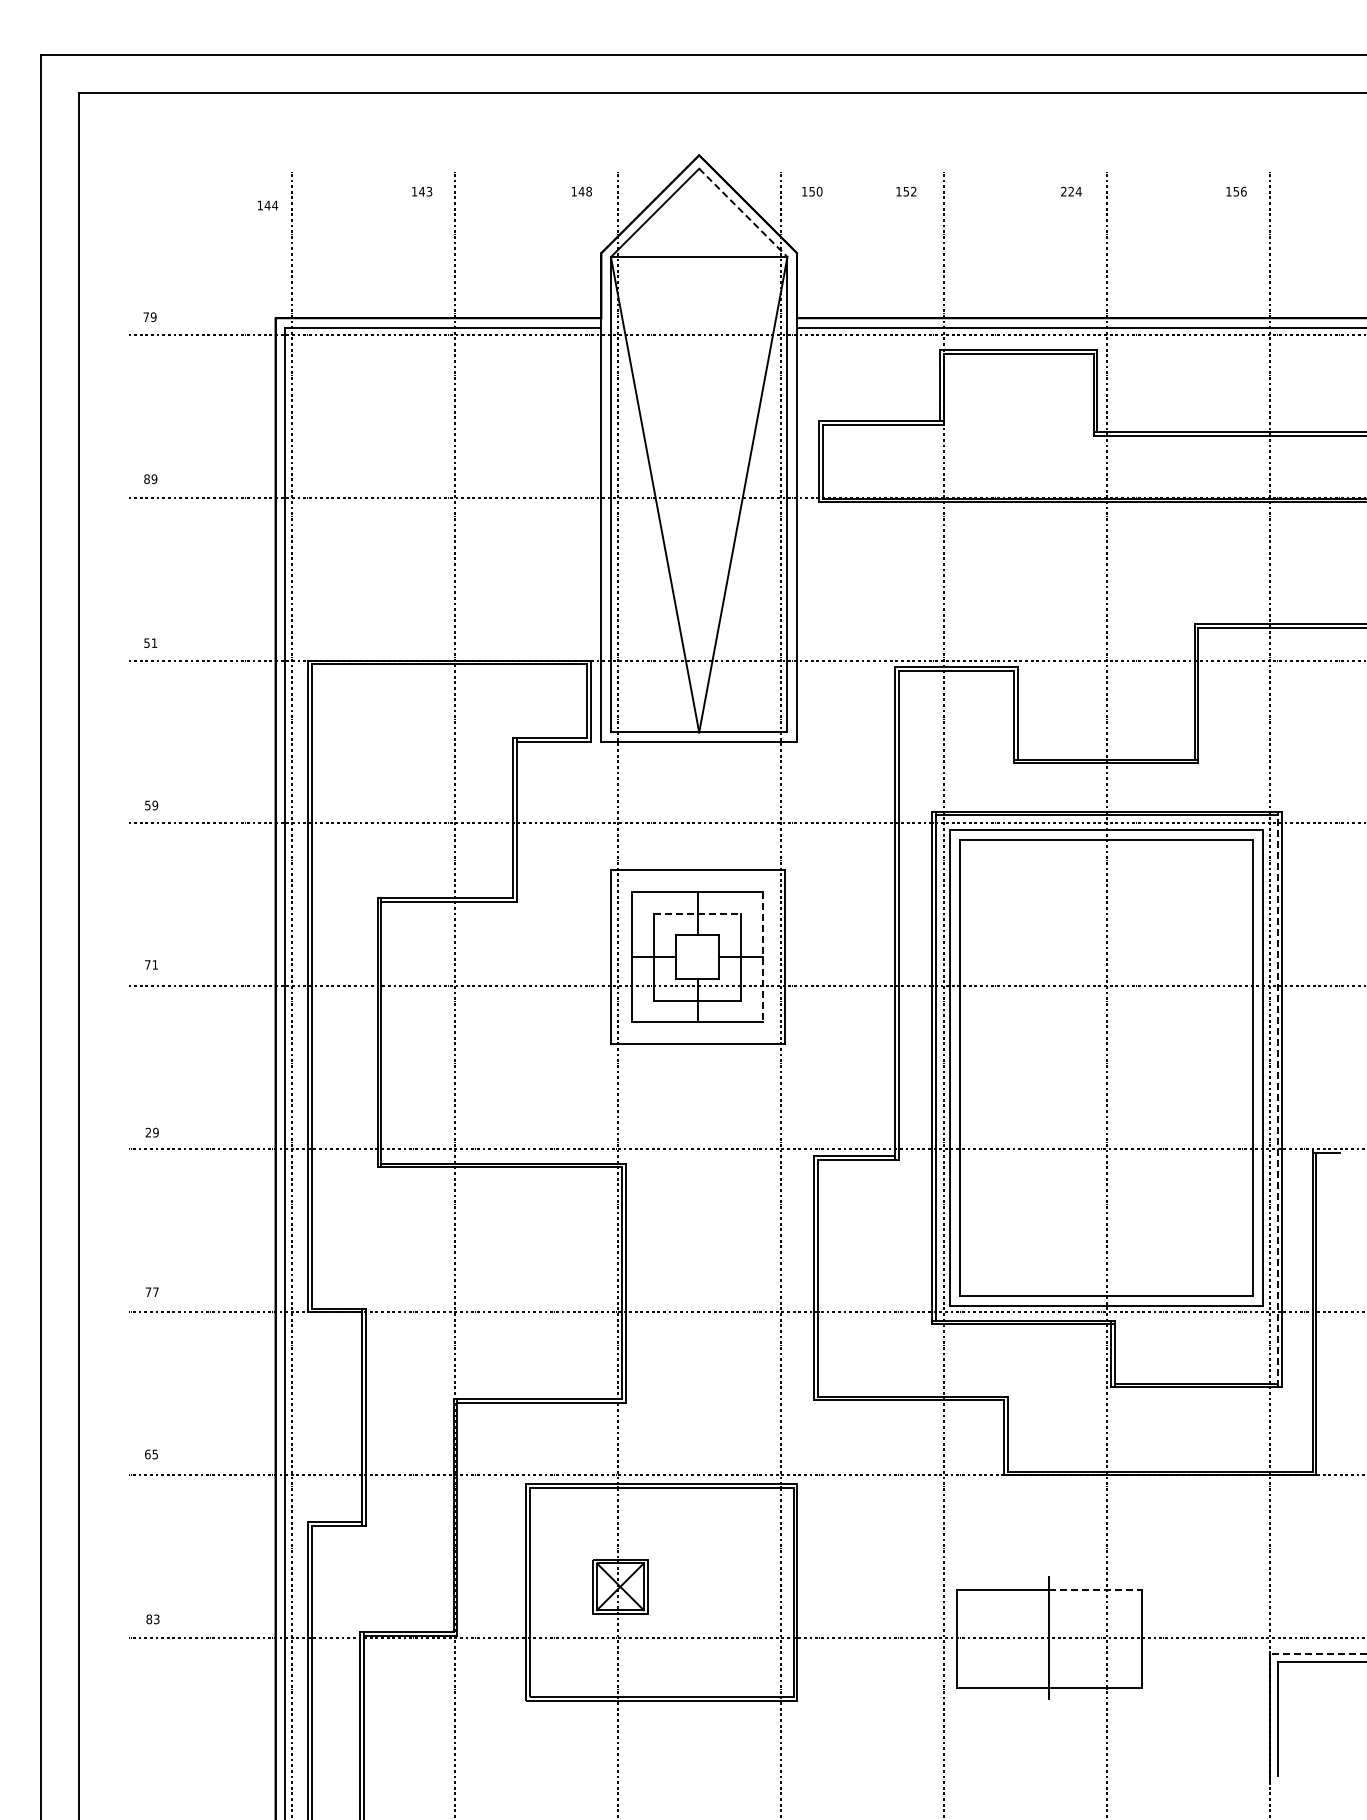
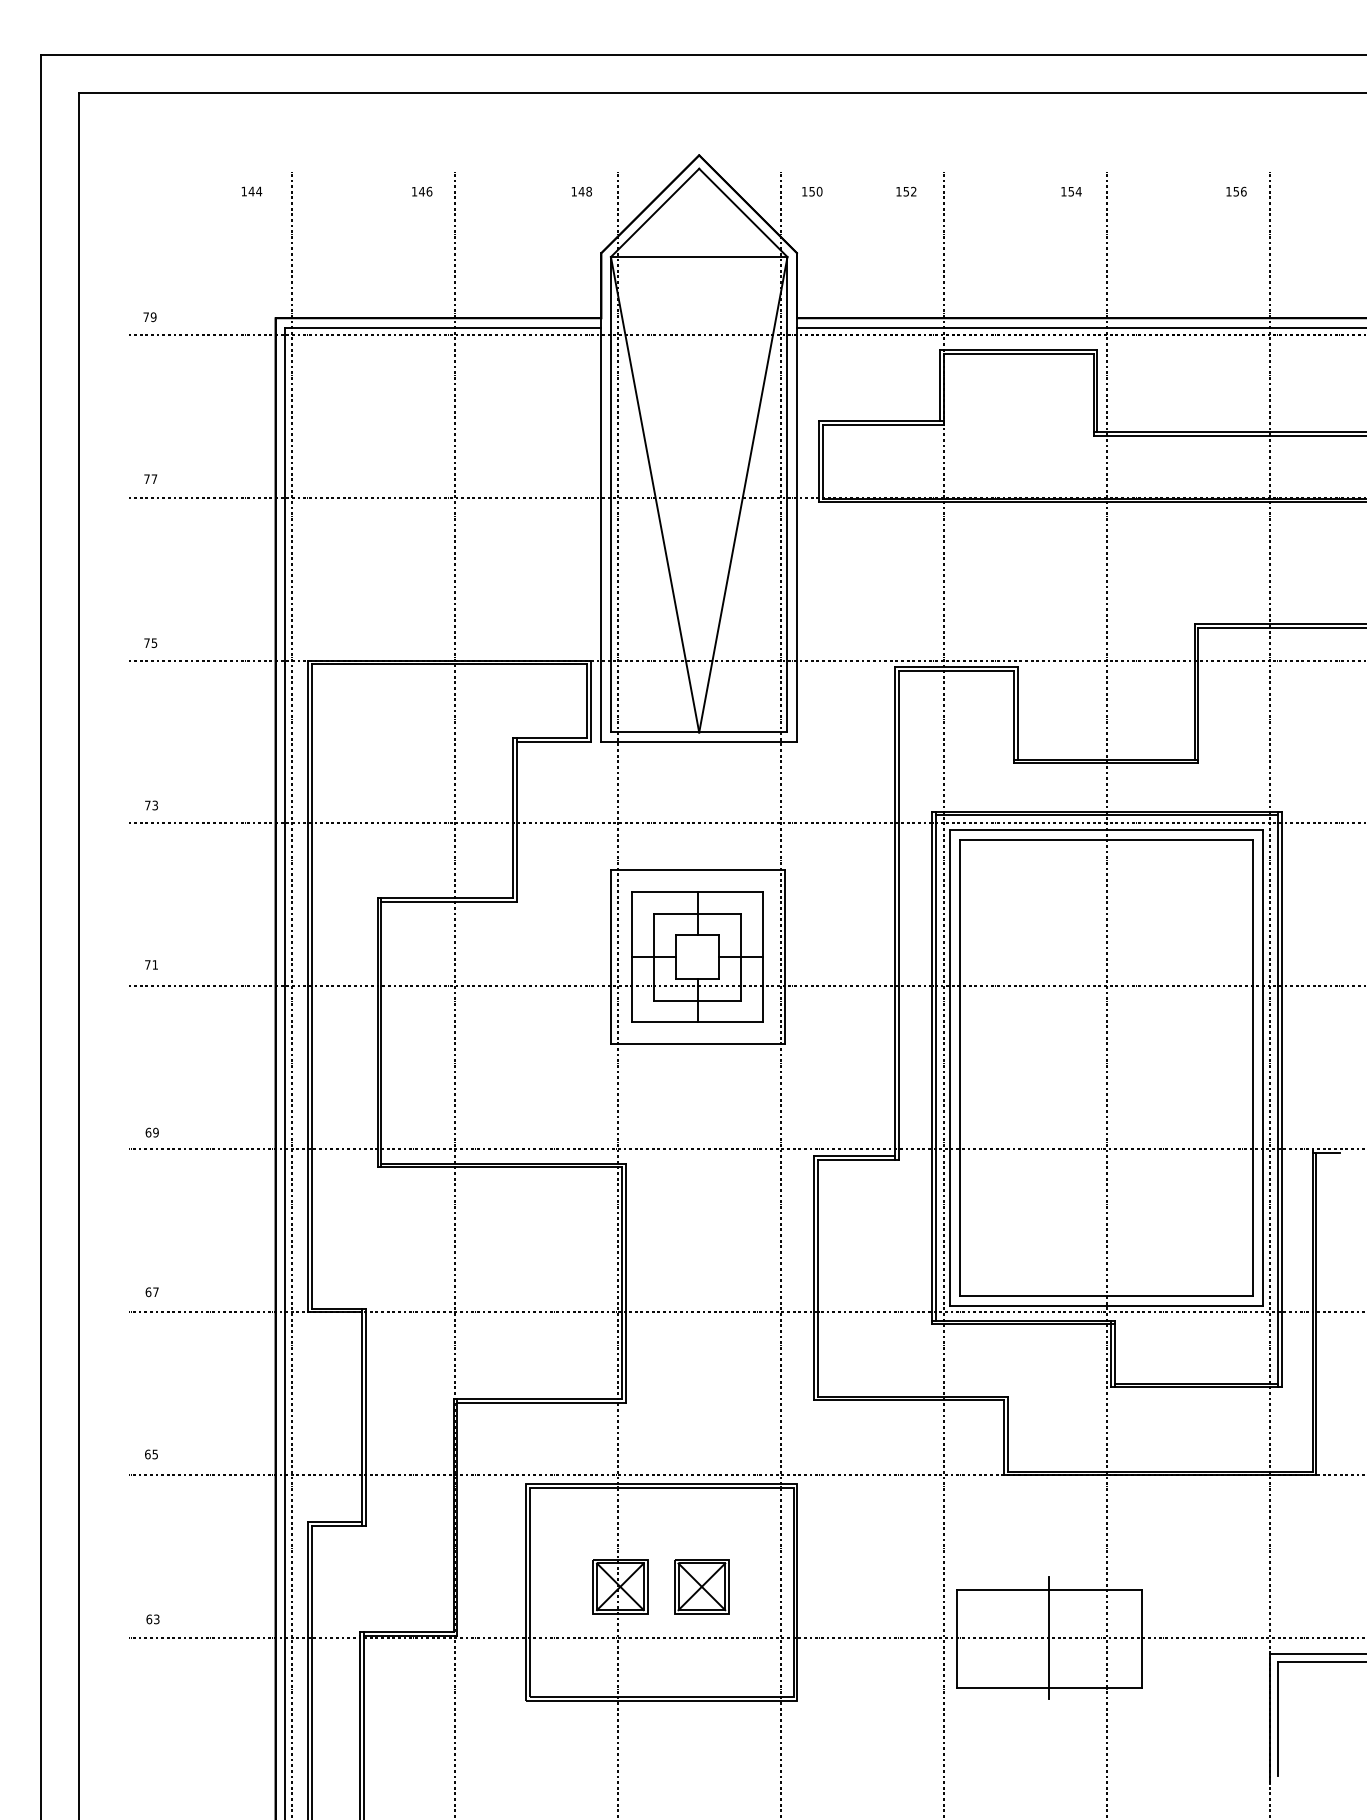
text: 143 -> 146 (429, 191)
text: 224 -> 154 (1067, 191)
text position: (267, 205) -> (251, 191) (251, 191)
line: dashed -> solid (743, 213)
text: 89 -> 77 (150, 479)
text: 51 -> 75 (150, 643)
text: 59 -> 73 (151, 805)
line: dashed -> solid (698, 913)
line: dashed -> solid (762, 957)
line: dashed -> solid (1277, 1099)
text: 29 -> 69 (148, 1132)
text: 77 -> 67 (148, 1292)
part: none -> present (701, 1586)
line: dashed -> solid (1096, 1590)
text: 83 -> 63 (149, 1619)
line: dashed -> solid (1317, 1653)
